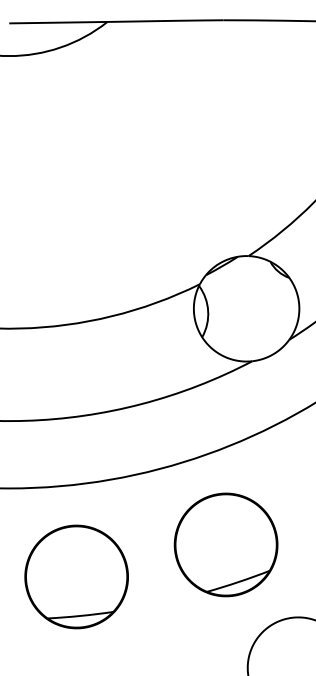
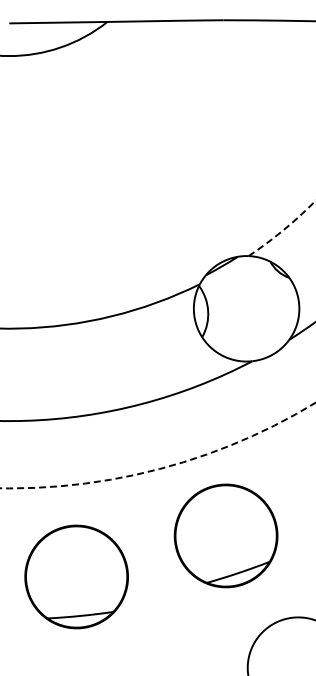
arc: solid -> dashed (283, 230)
arc: solid -> dashed (166, 467)
part position: (225, 544) -> (225, 535) (225, 535)
